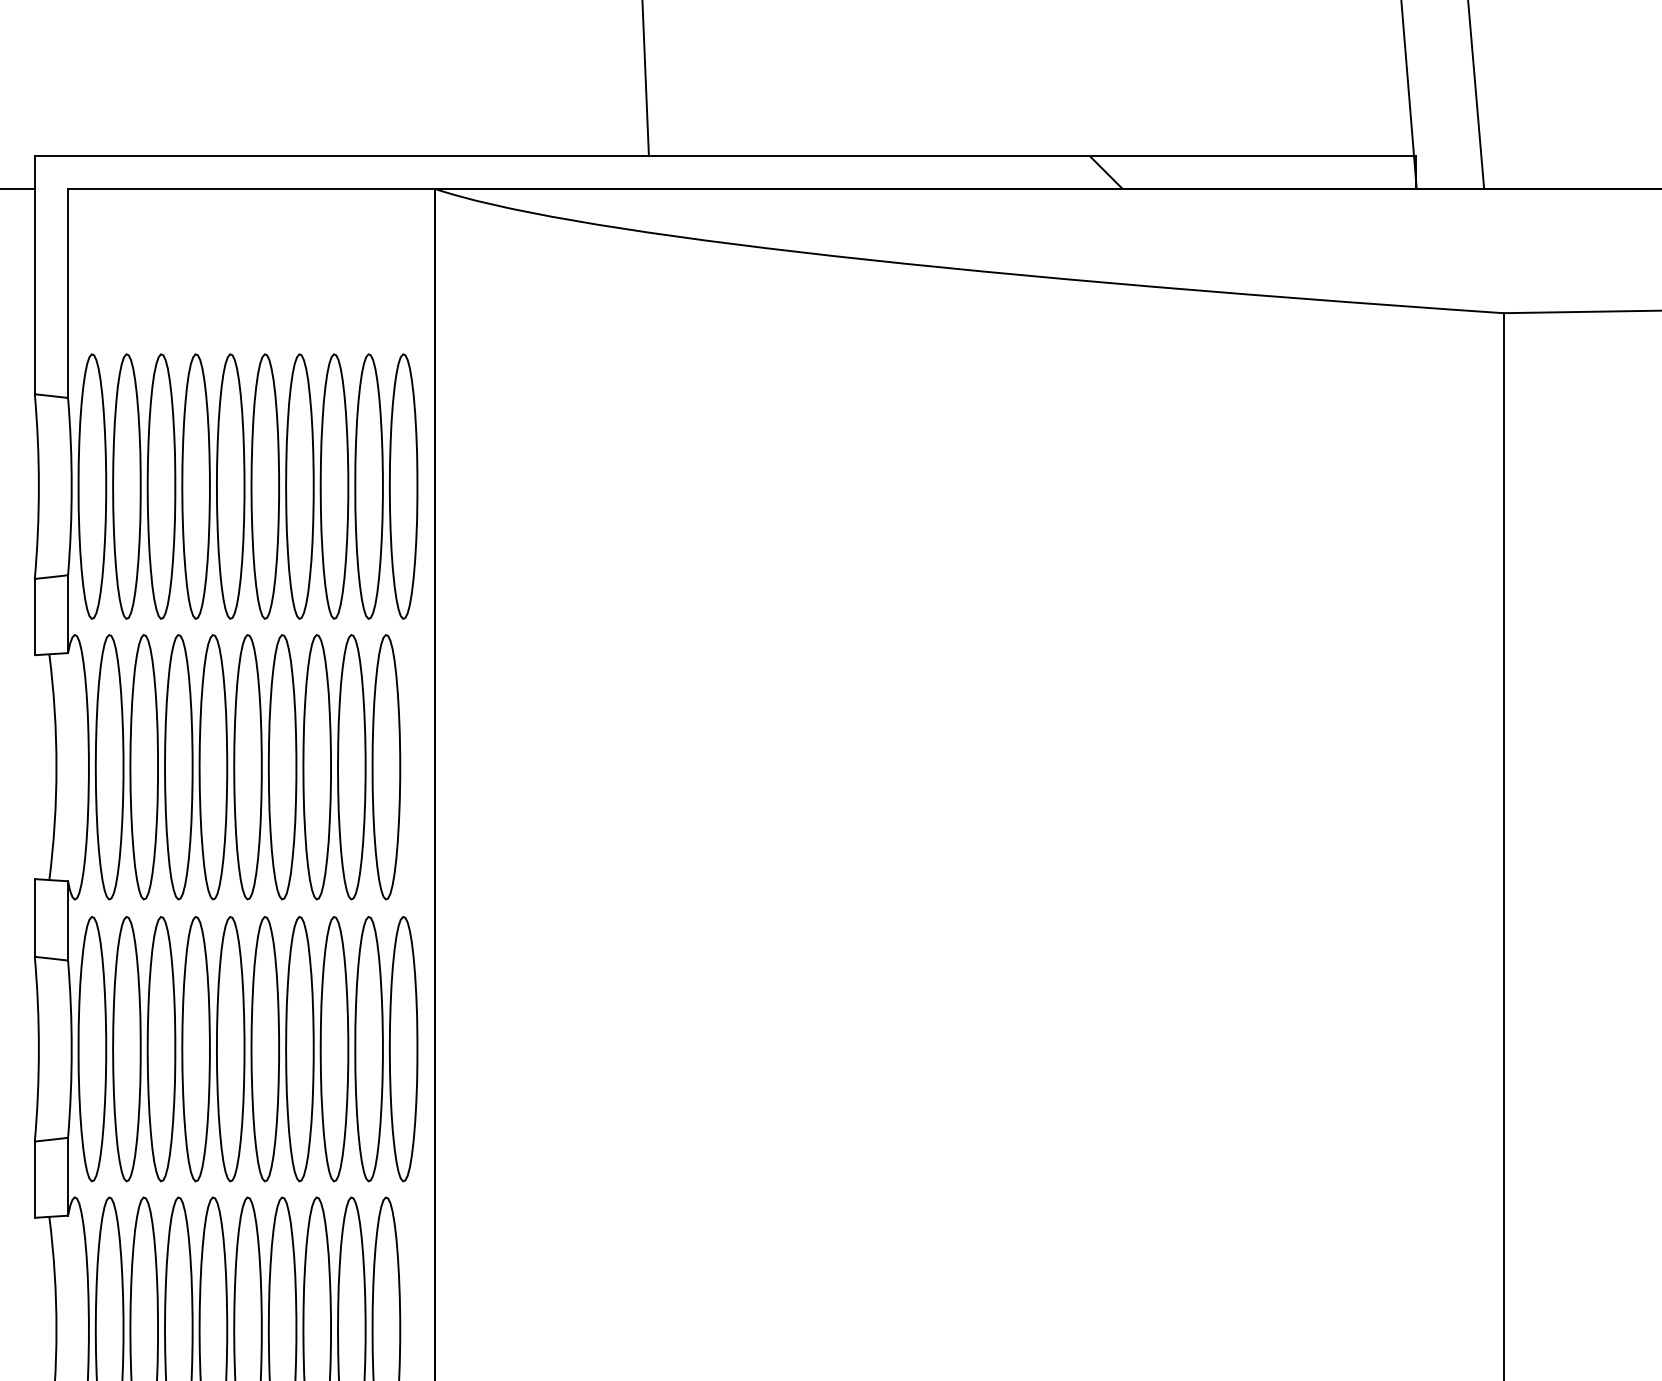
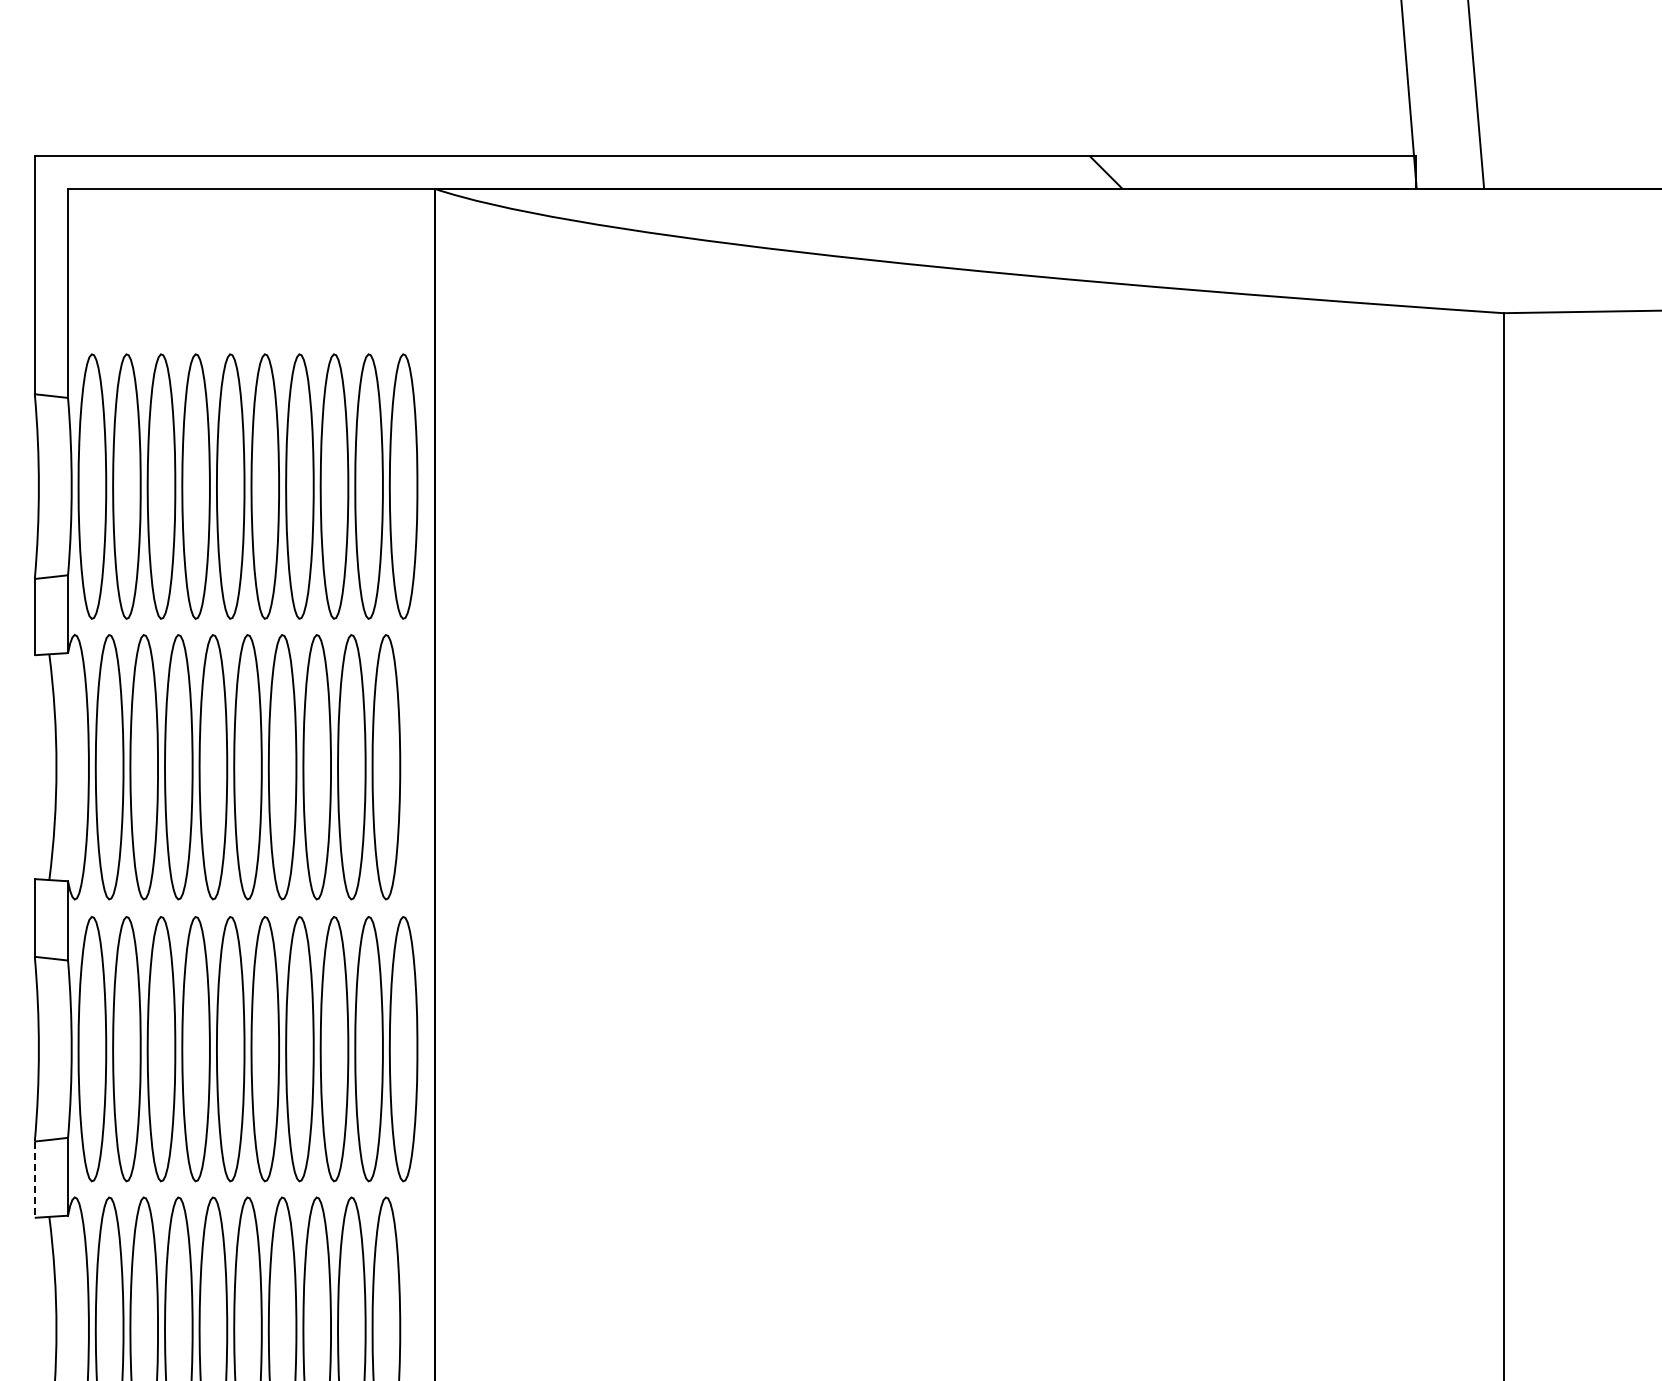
line: present -> none (645, 78)
line: present -> none (18, 188)
line: solid -> dashed (34, 1180)
